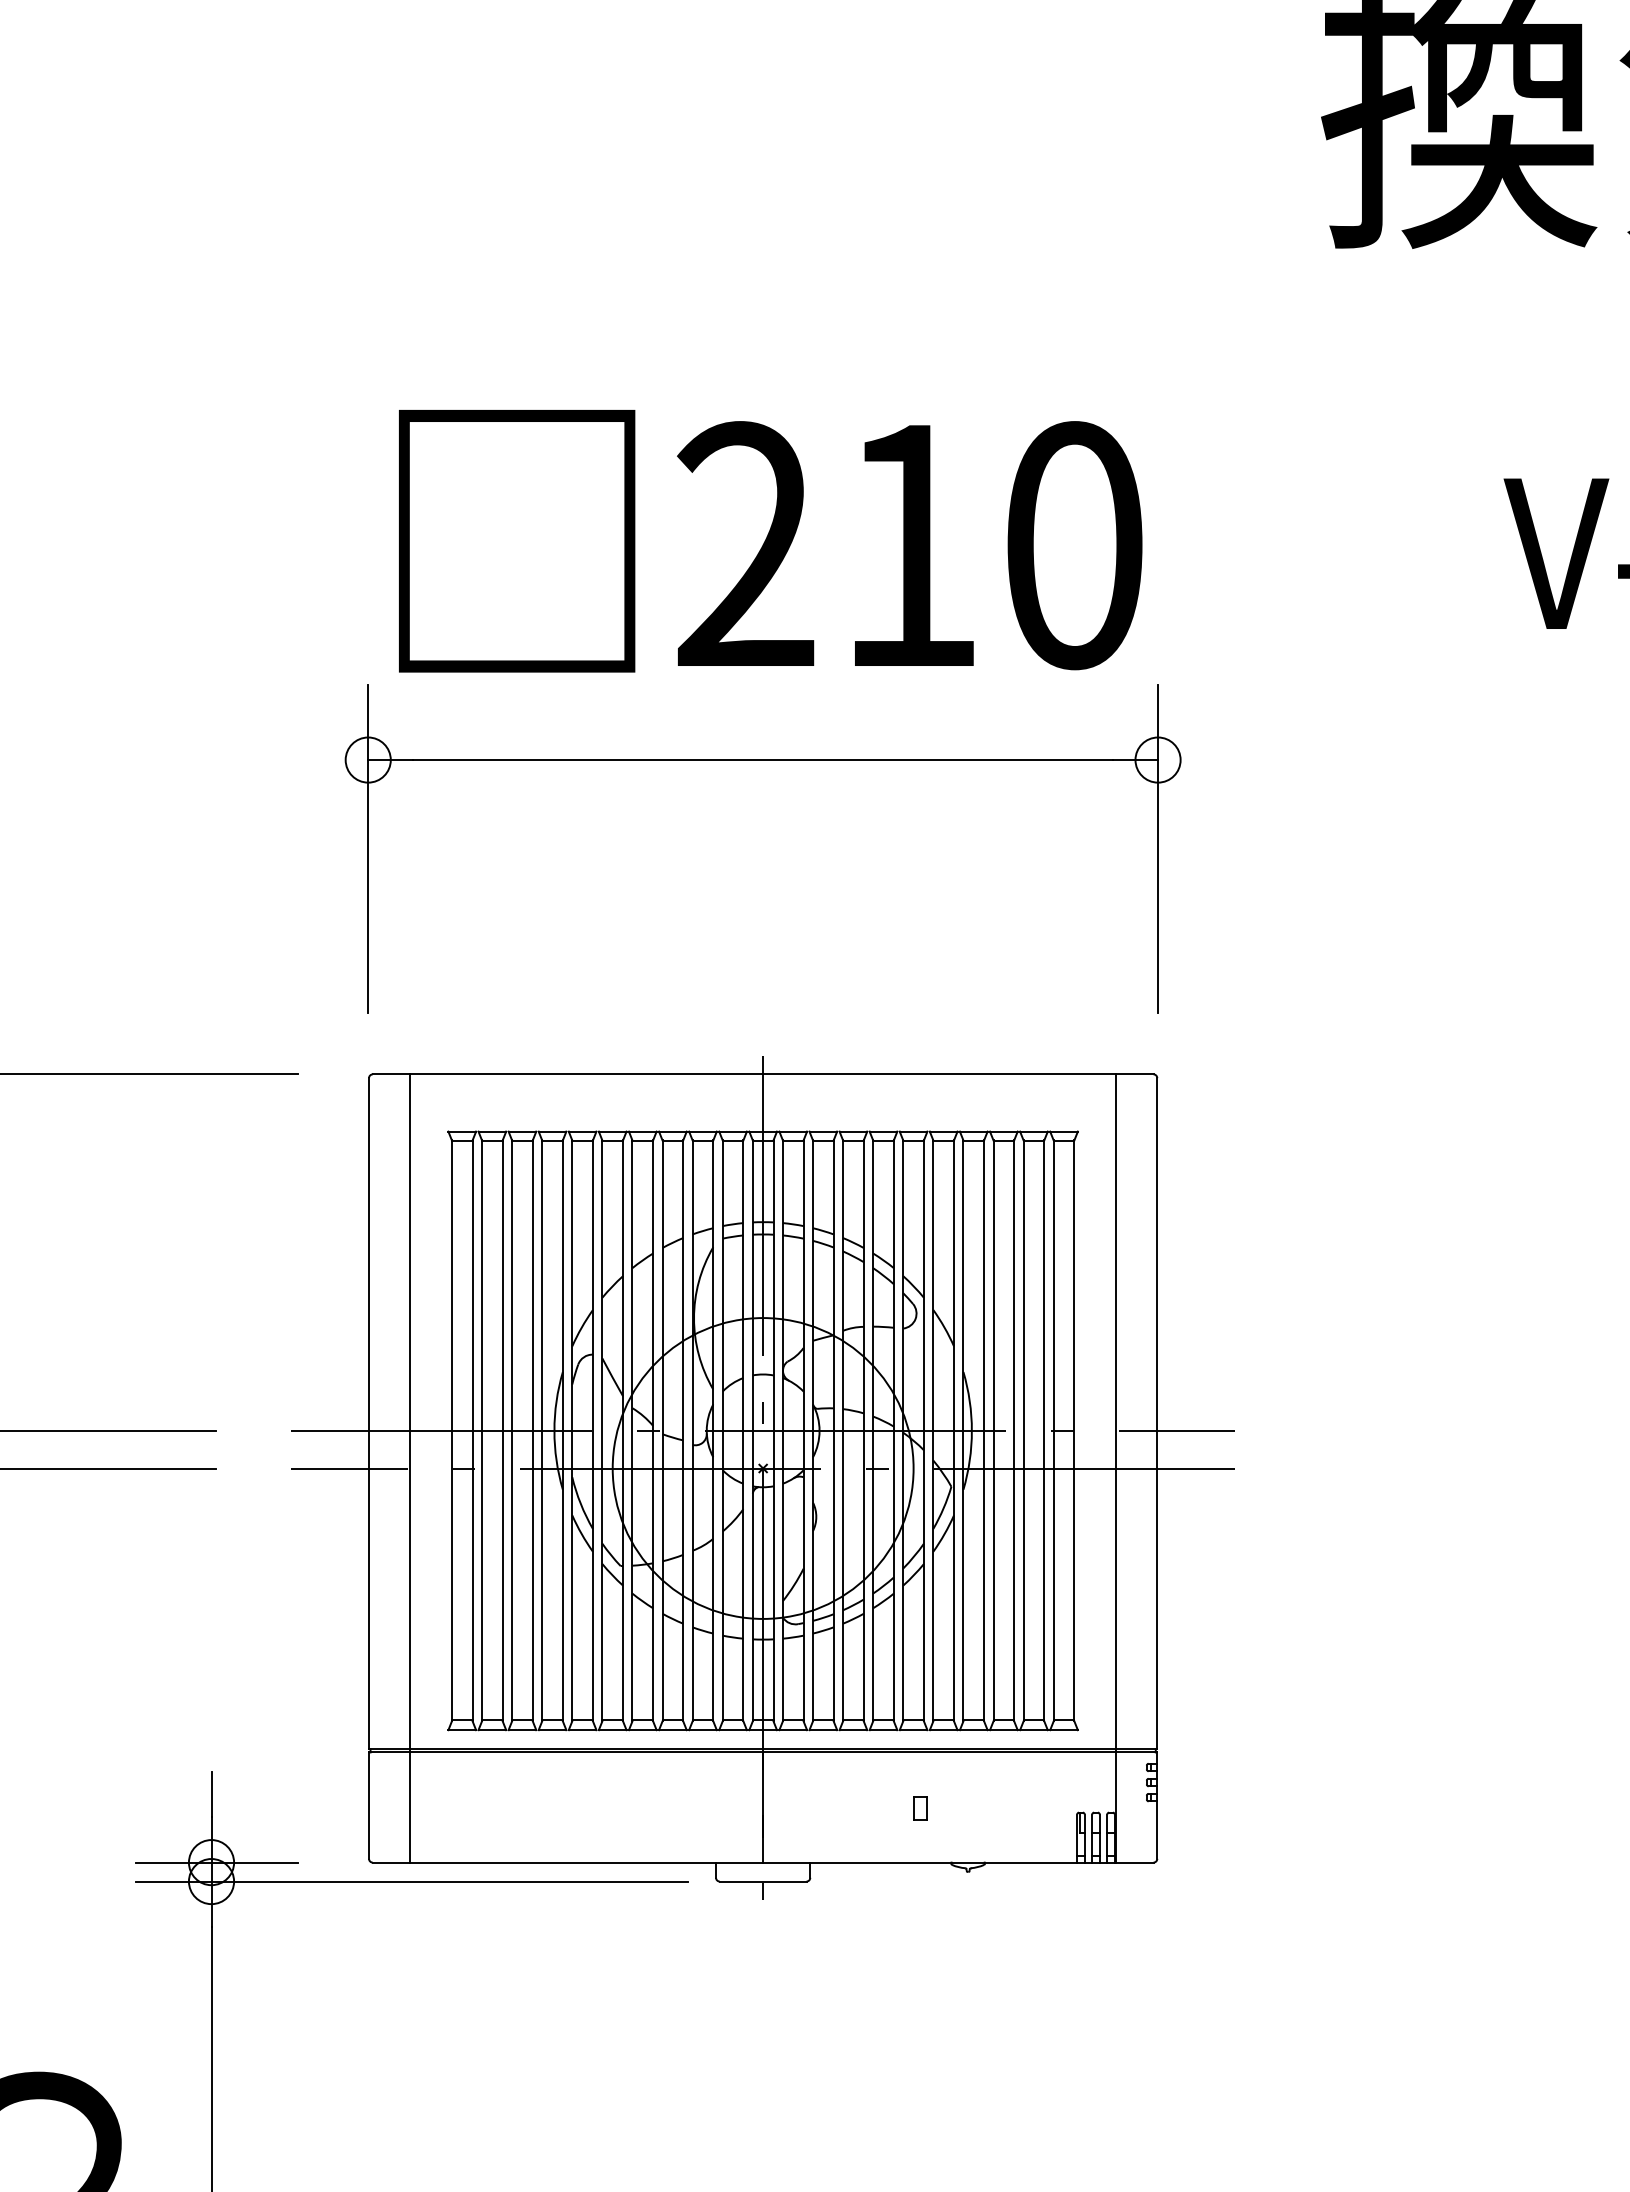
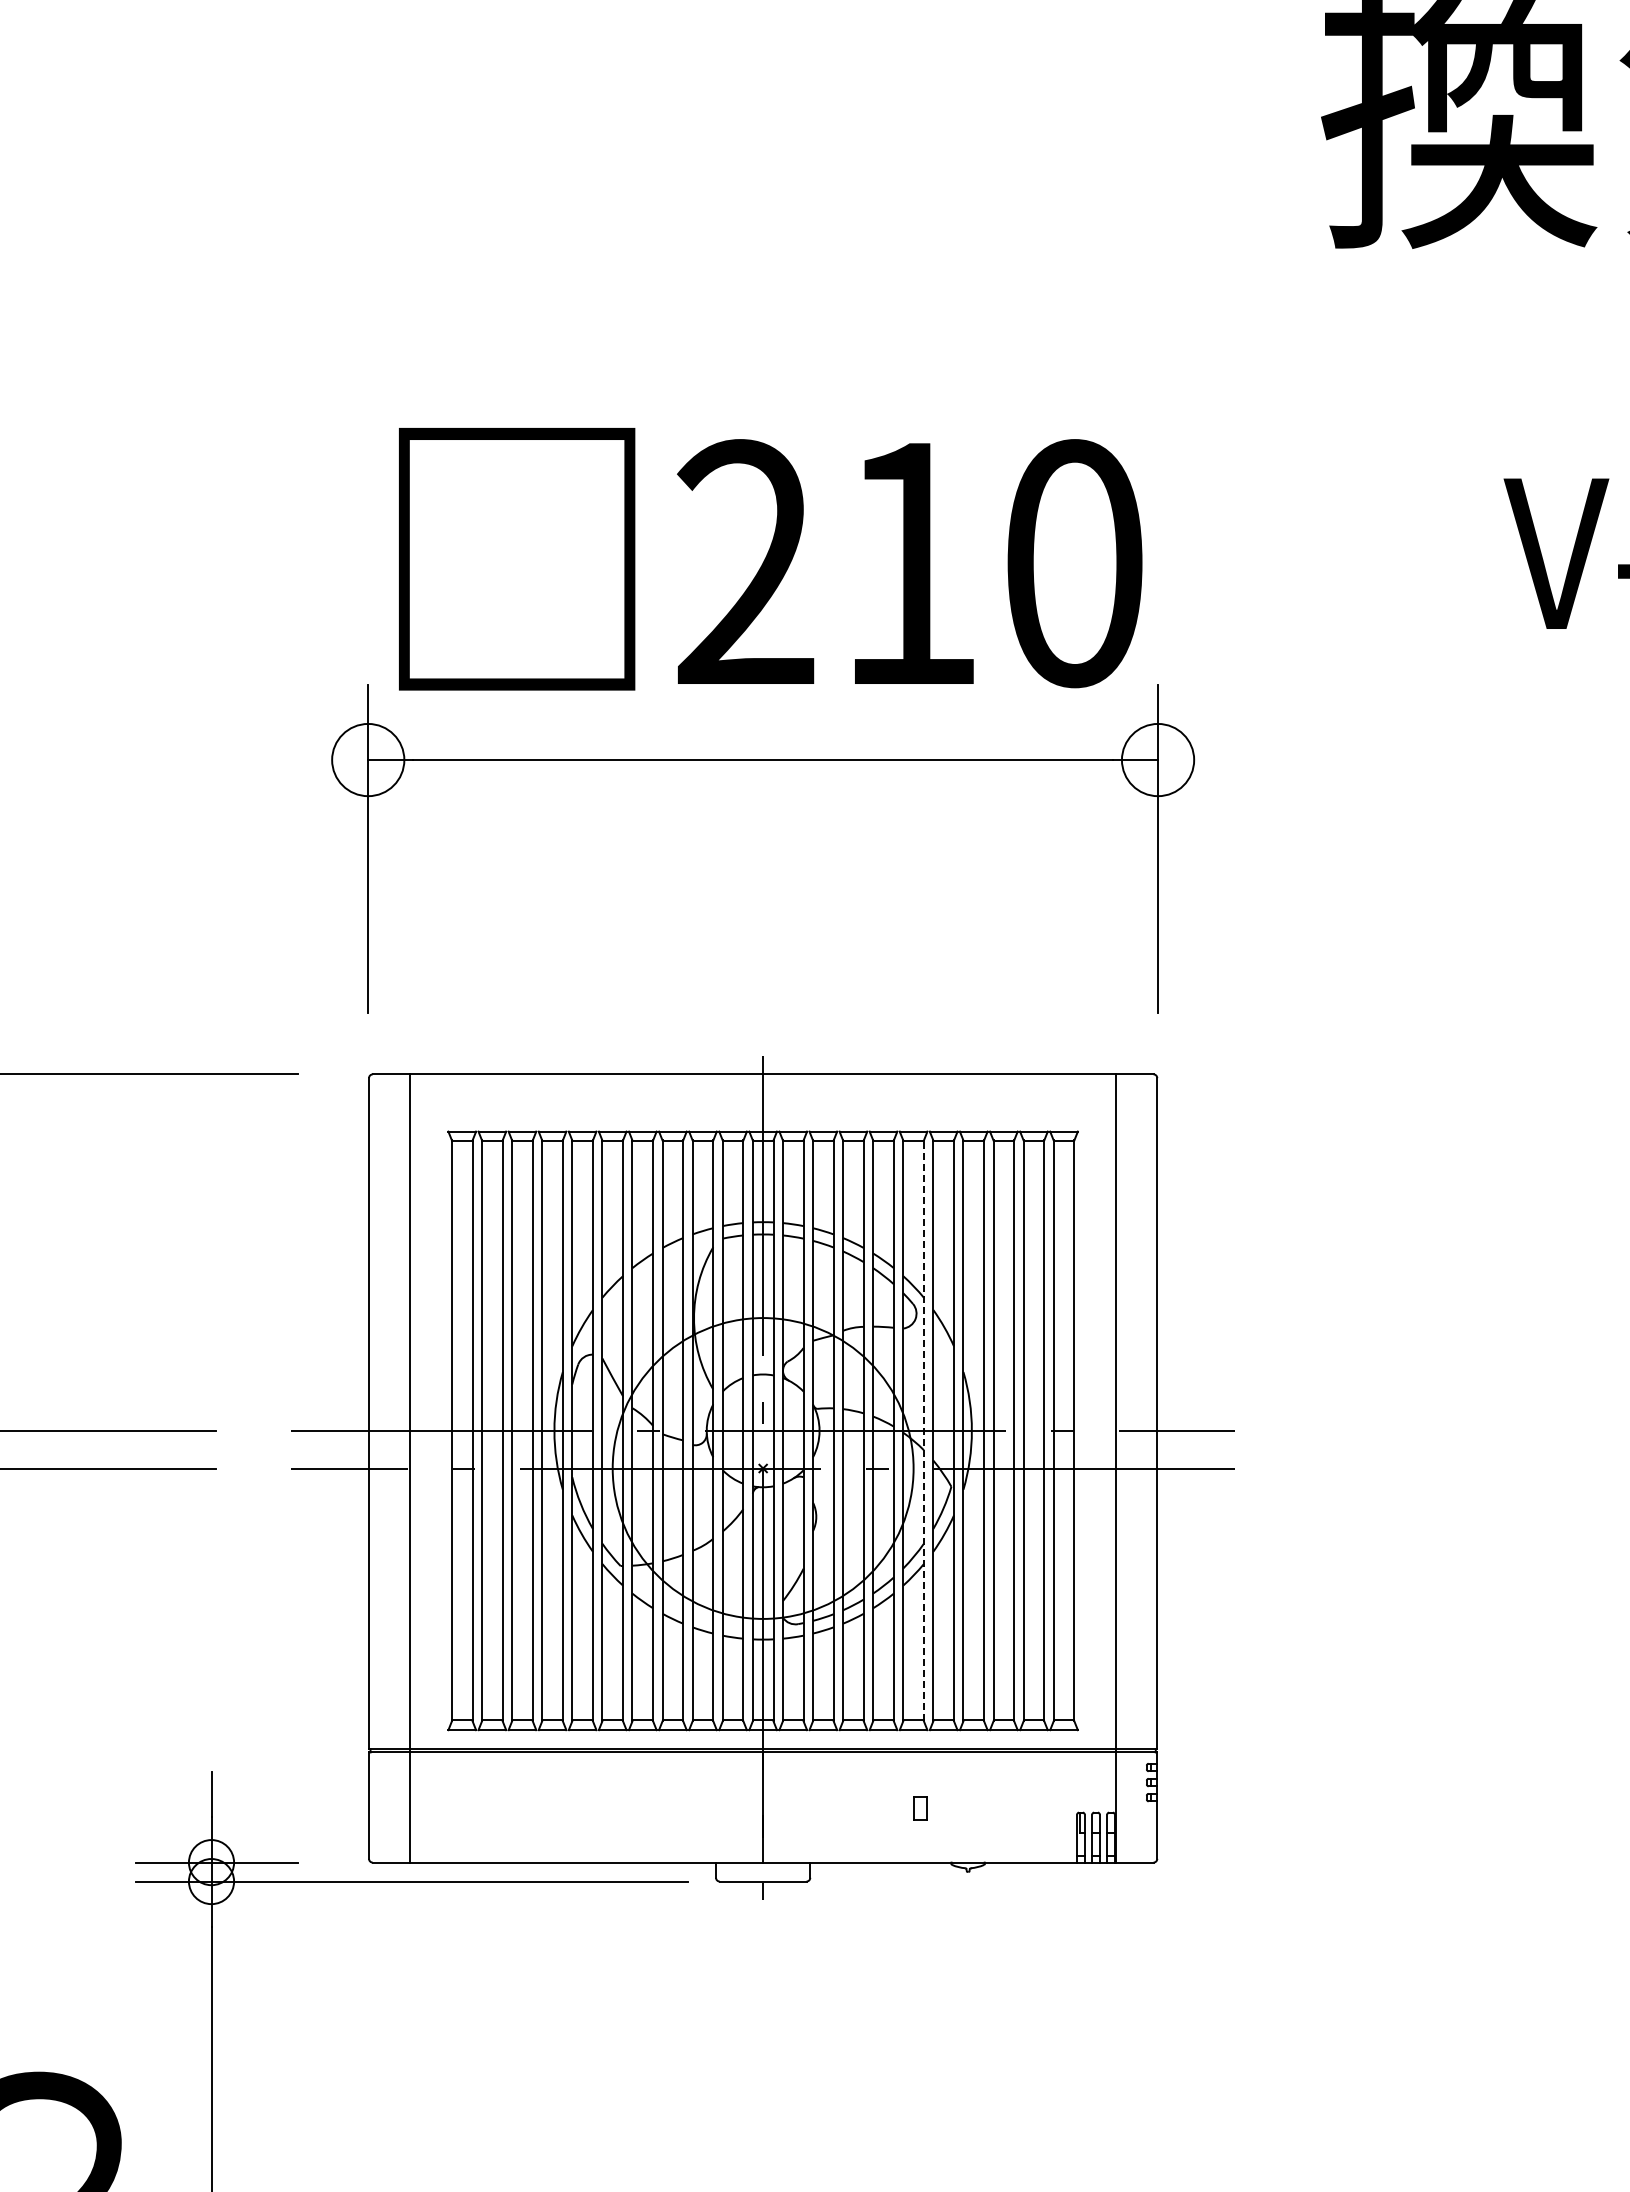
text position: (770, 541) -> (770, 559) (770, 559)
circle diameter: 45 px -> 72 px (368, 759)
circle diameter: 45 px -> 72 px (1157, 759)
line: solid -> dashed (923, 1430)
